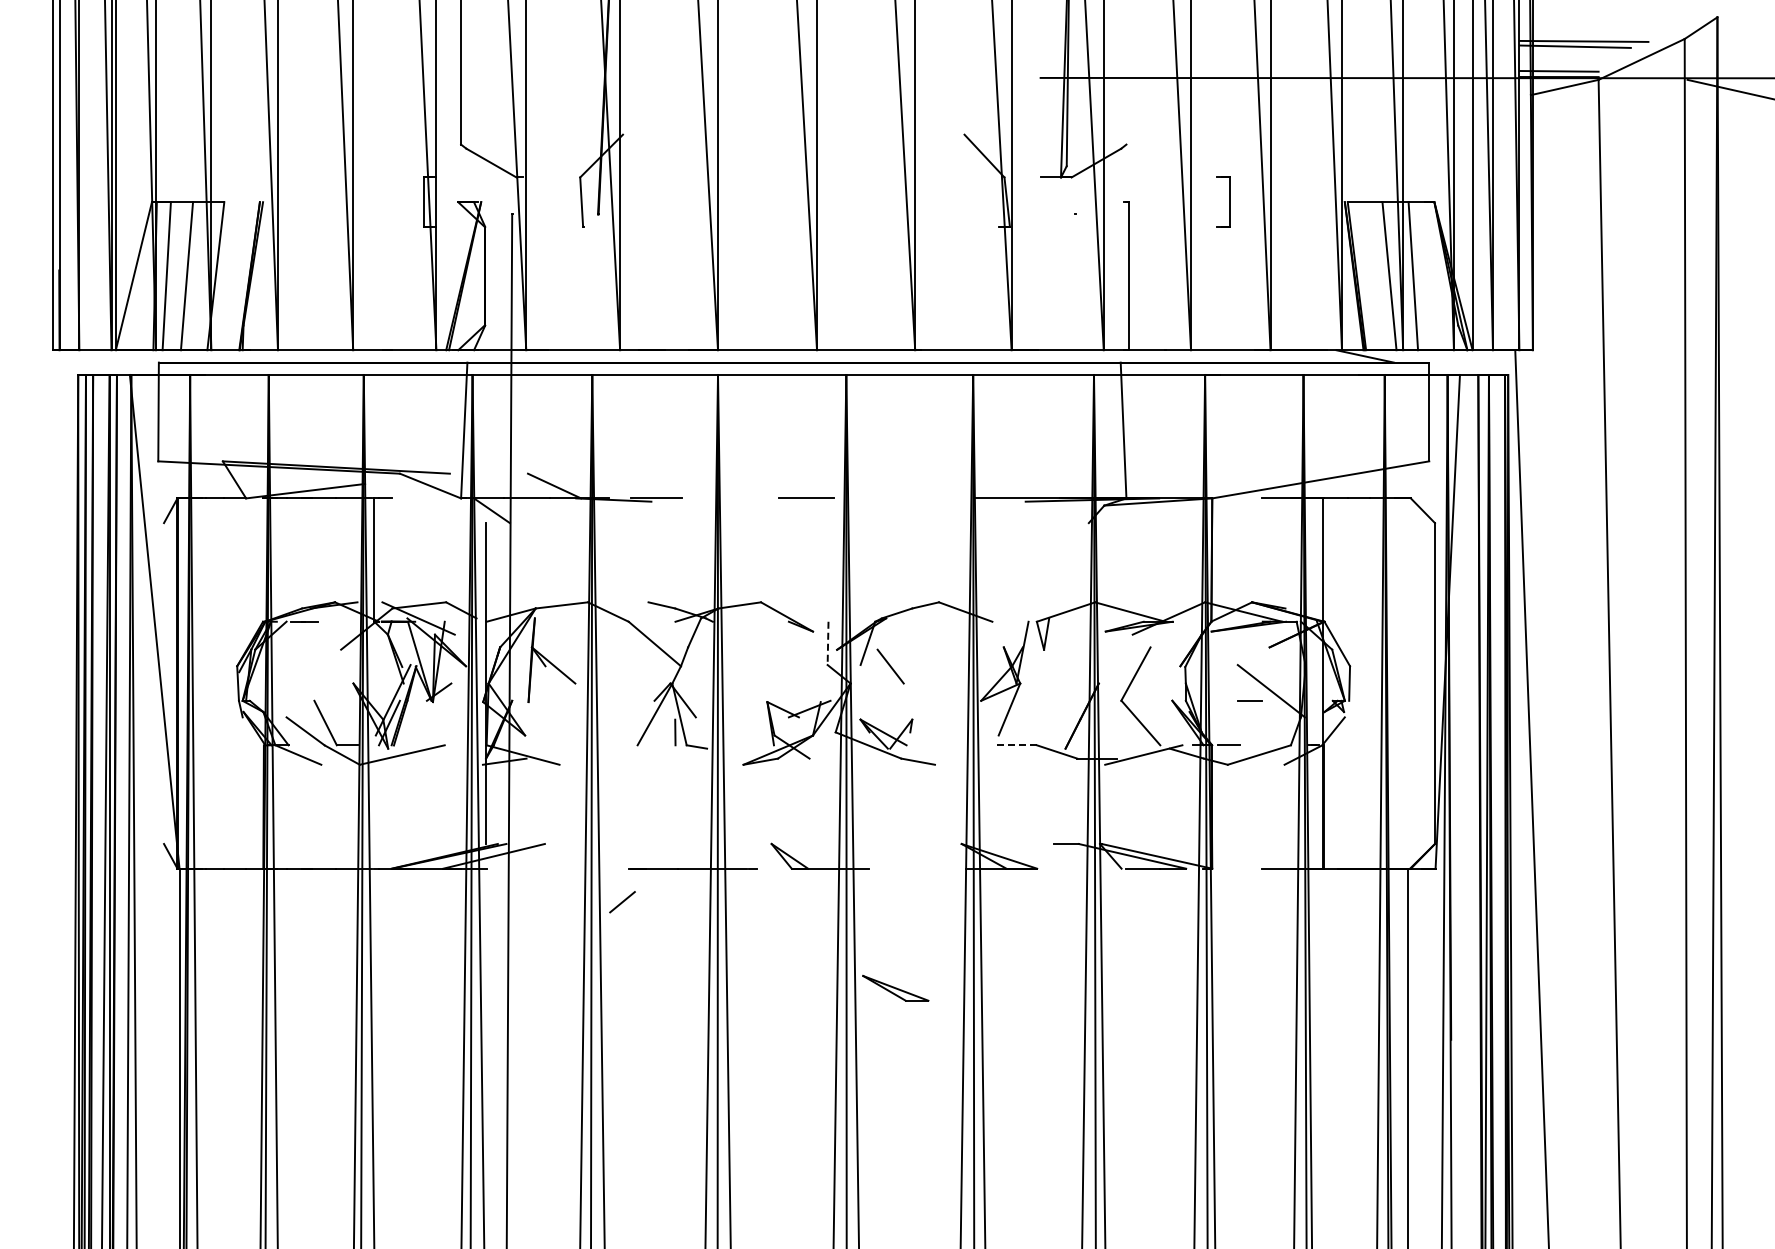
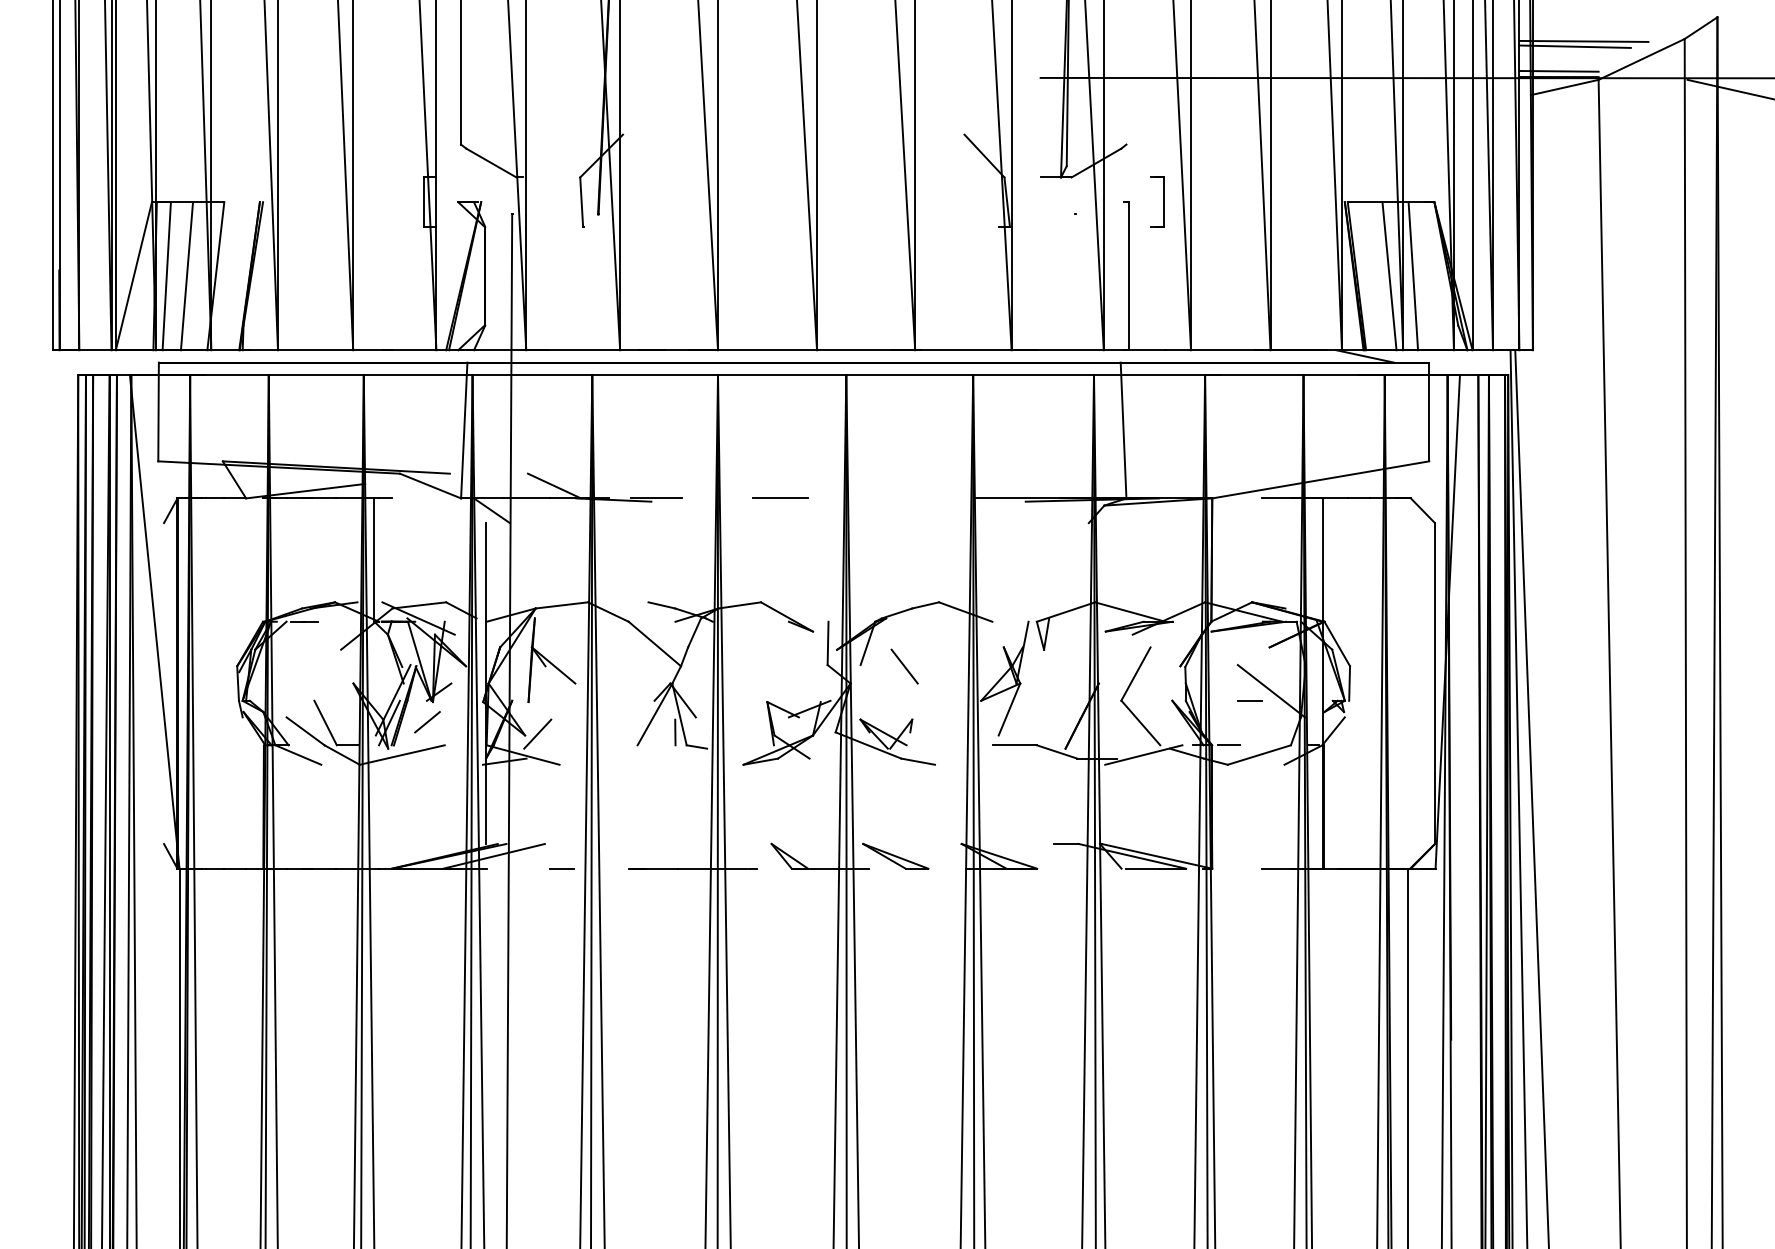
part position: (1223, 201) -> (1157, 201) (1157, 201)
line position: (806, 497) -> (780, 497) (780, 497)
line: dashed -> solid (828, 643)
line position: (890, 666) -> (904, 666) (904, 666)
line: none -> present (537, 733)
line: dashed -> solid (1015, 745)
line: none -> present (1518, 797)
line: none -> present (561, 868)
line position: (622, 902) -> (427, 722) (427, 722)
part position: (895, 987) -> (895, 855) (895, 855)
